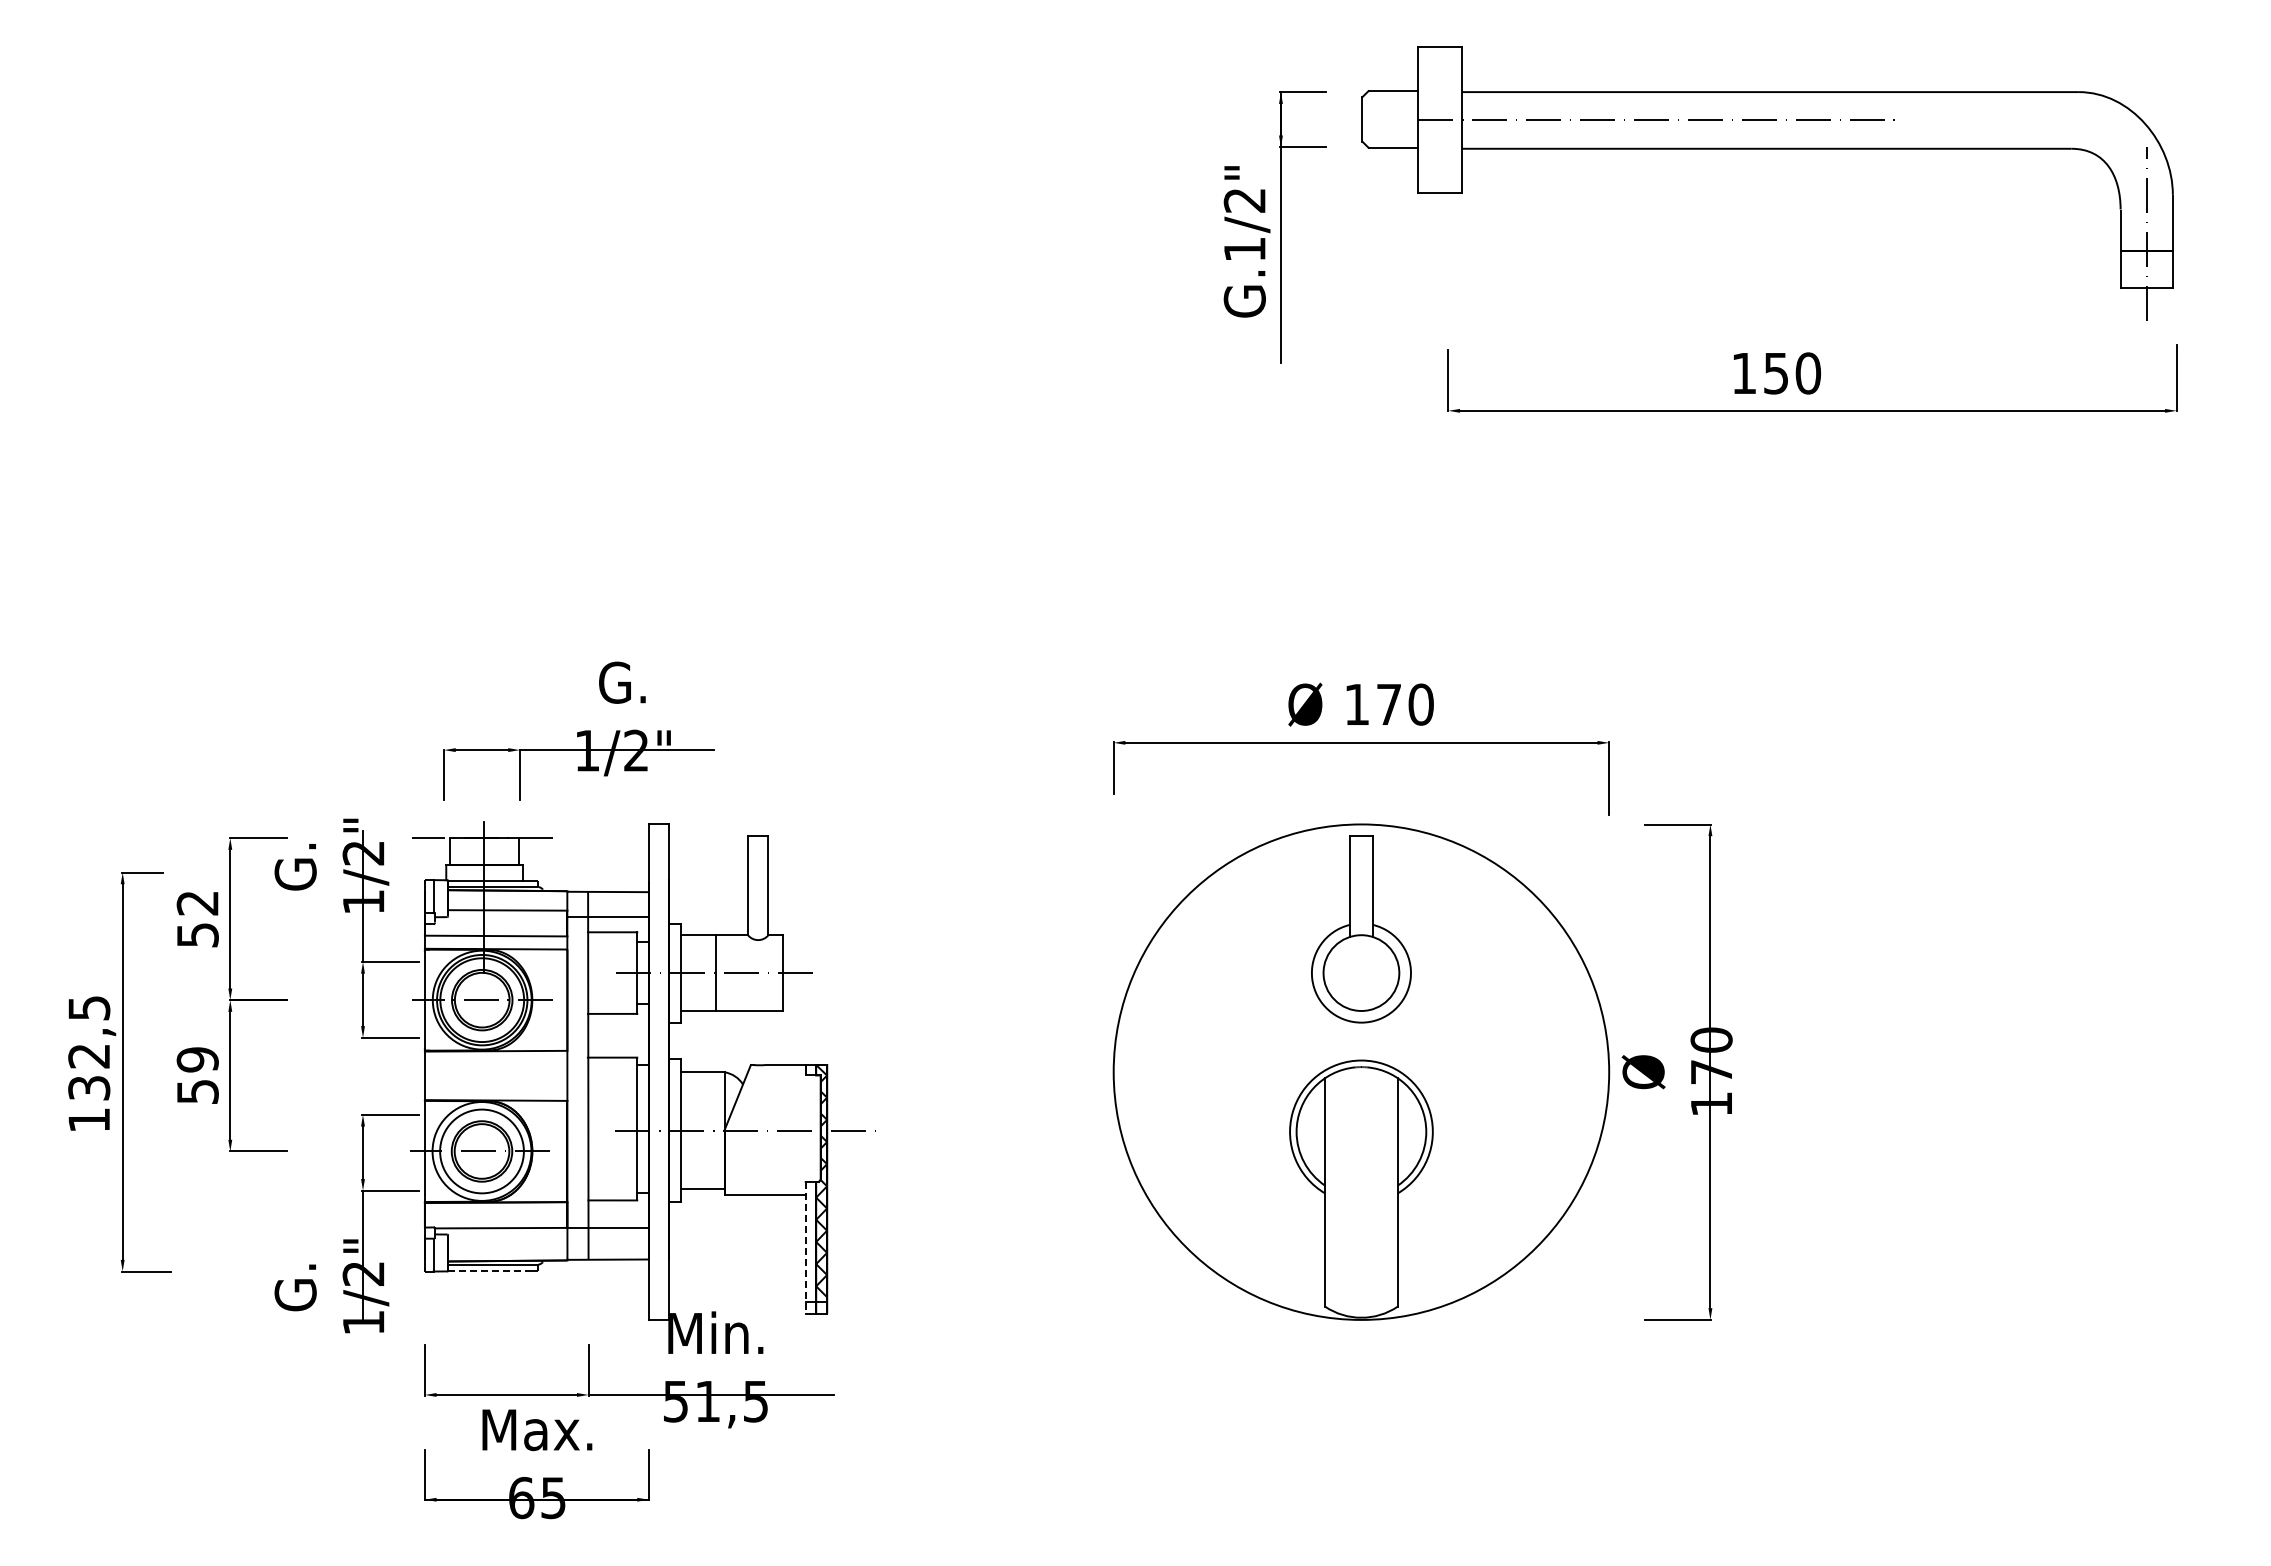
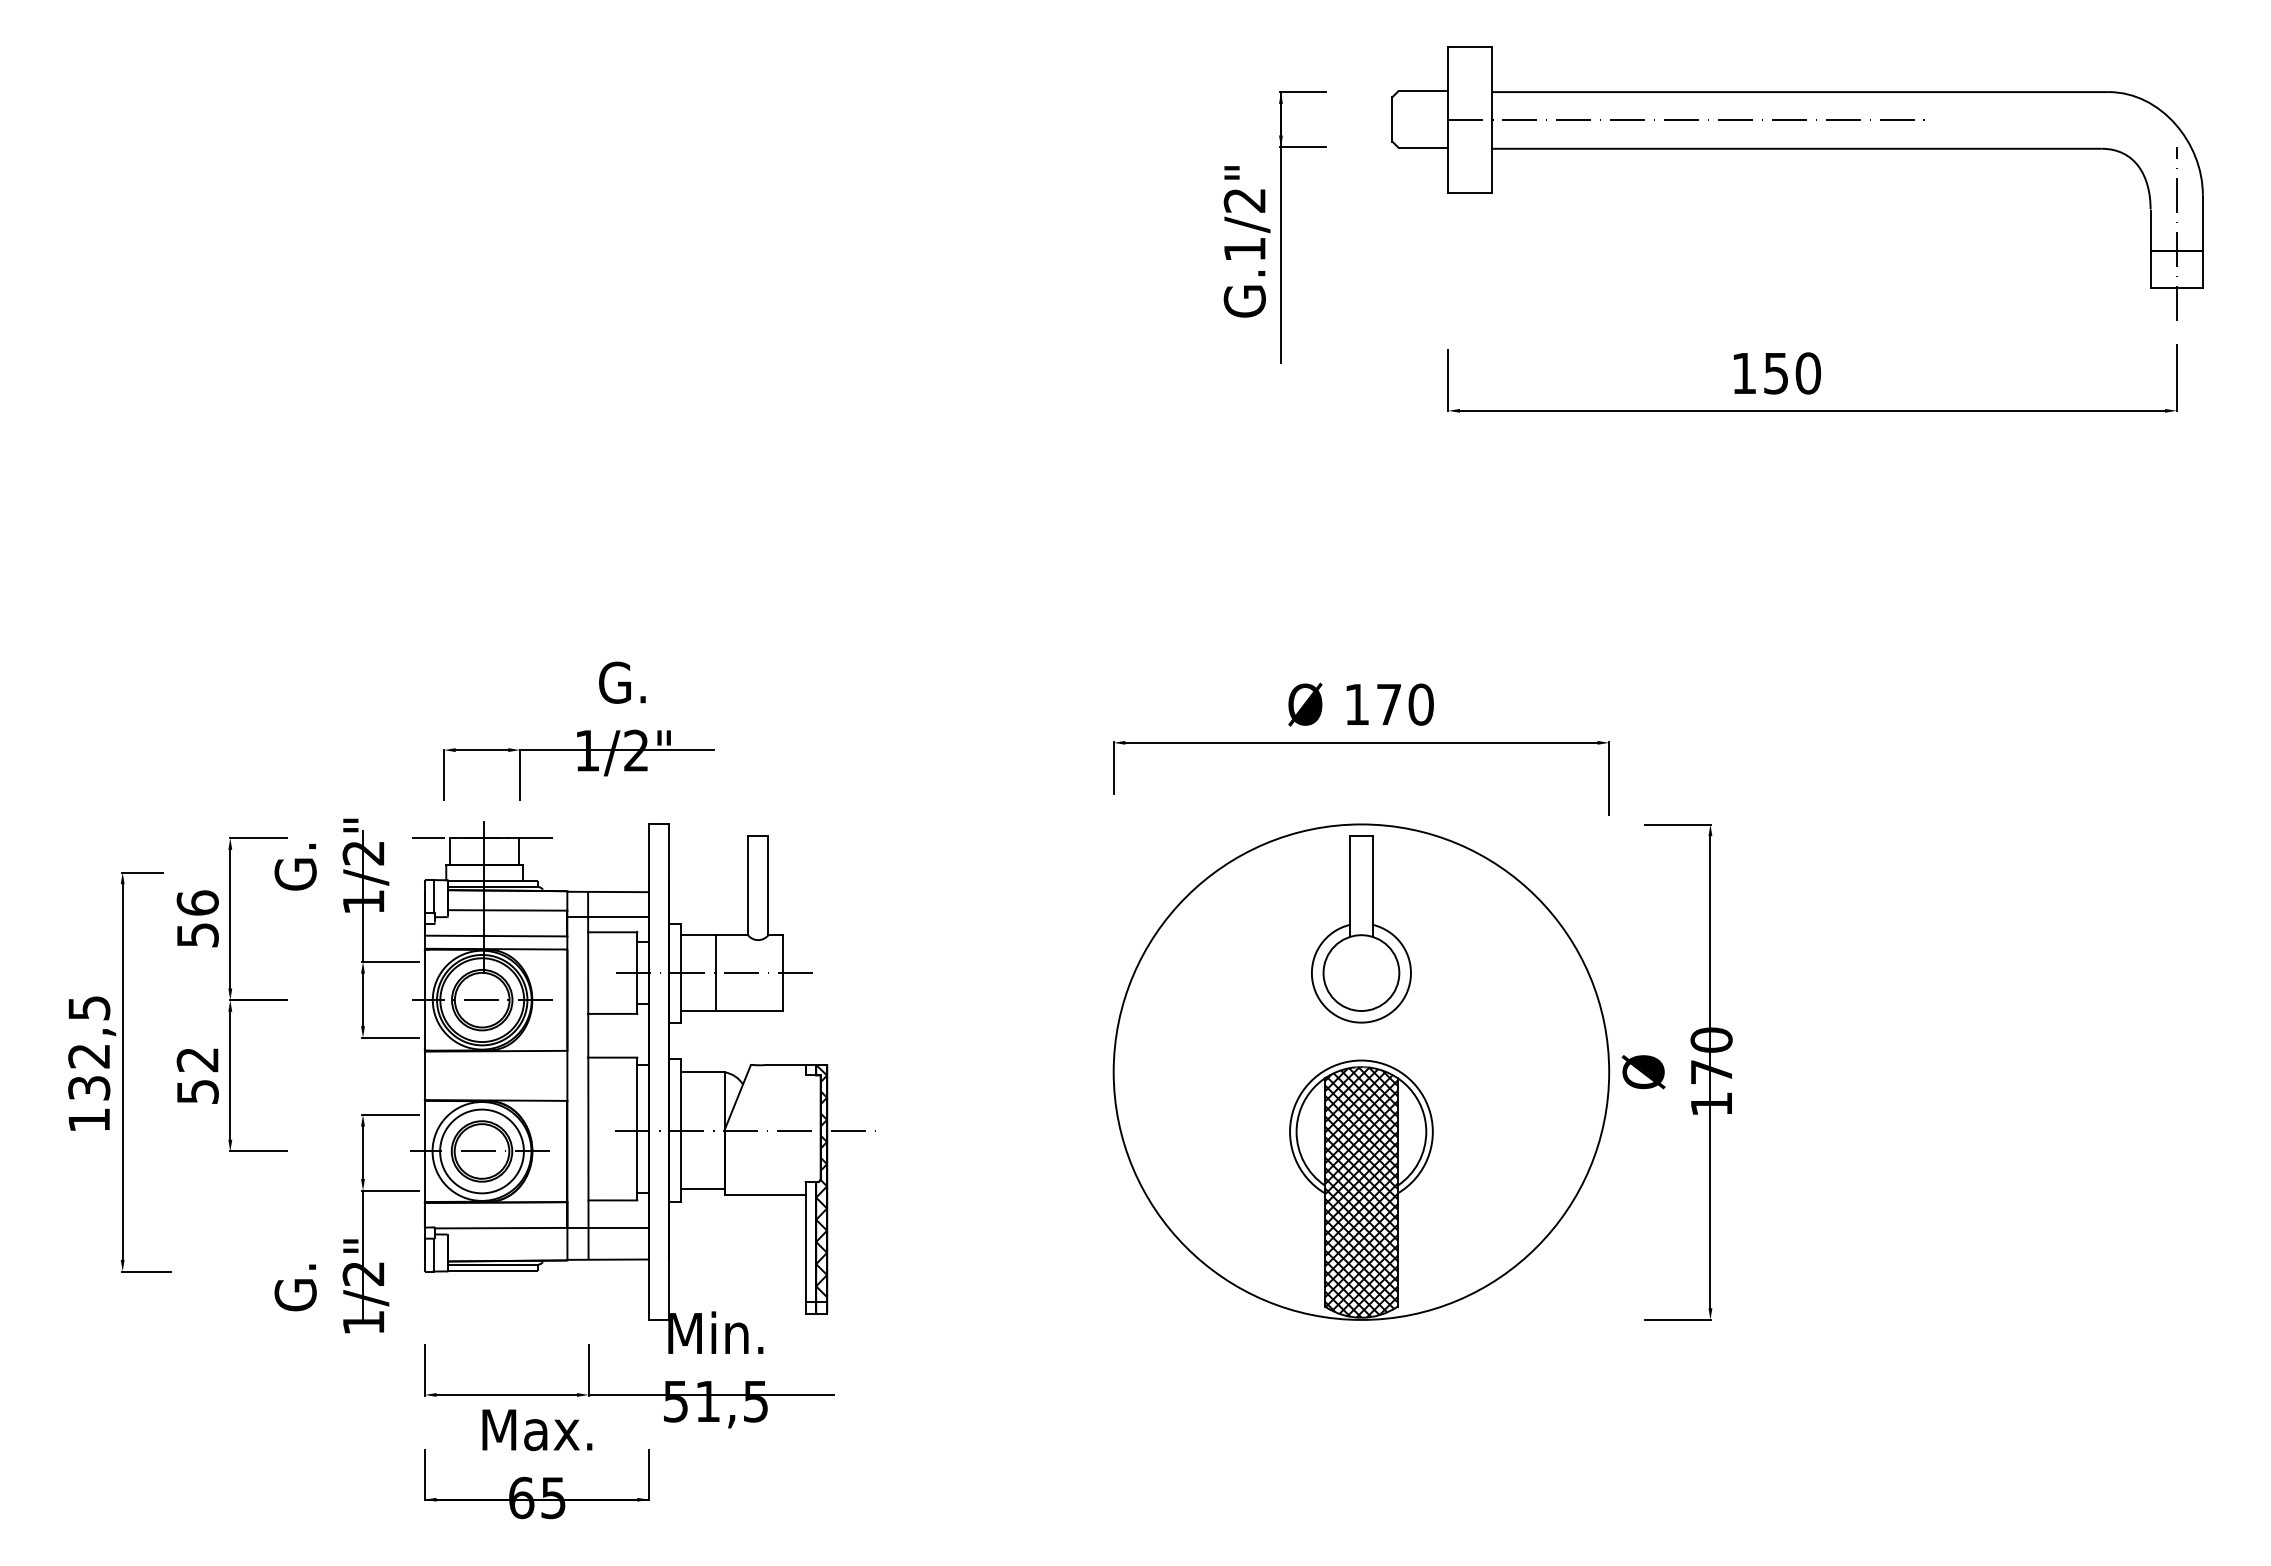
part position: (1767, 149) -> (1797, 149) (1797, 149)
text: 52 -> 56 (197, 902)
text: 59 -> 52 (197, 1059)
hatch: none -> present (1361, 1192)
line: dashed -> solid (805, 1247)
line: dashed -> solid (489, 1270)
